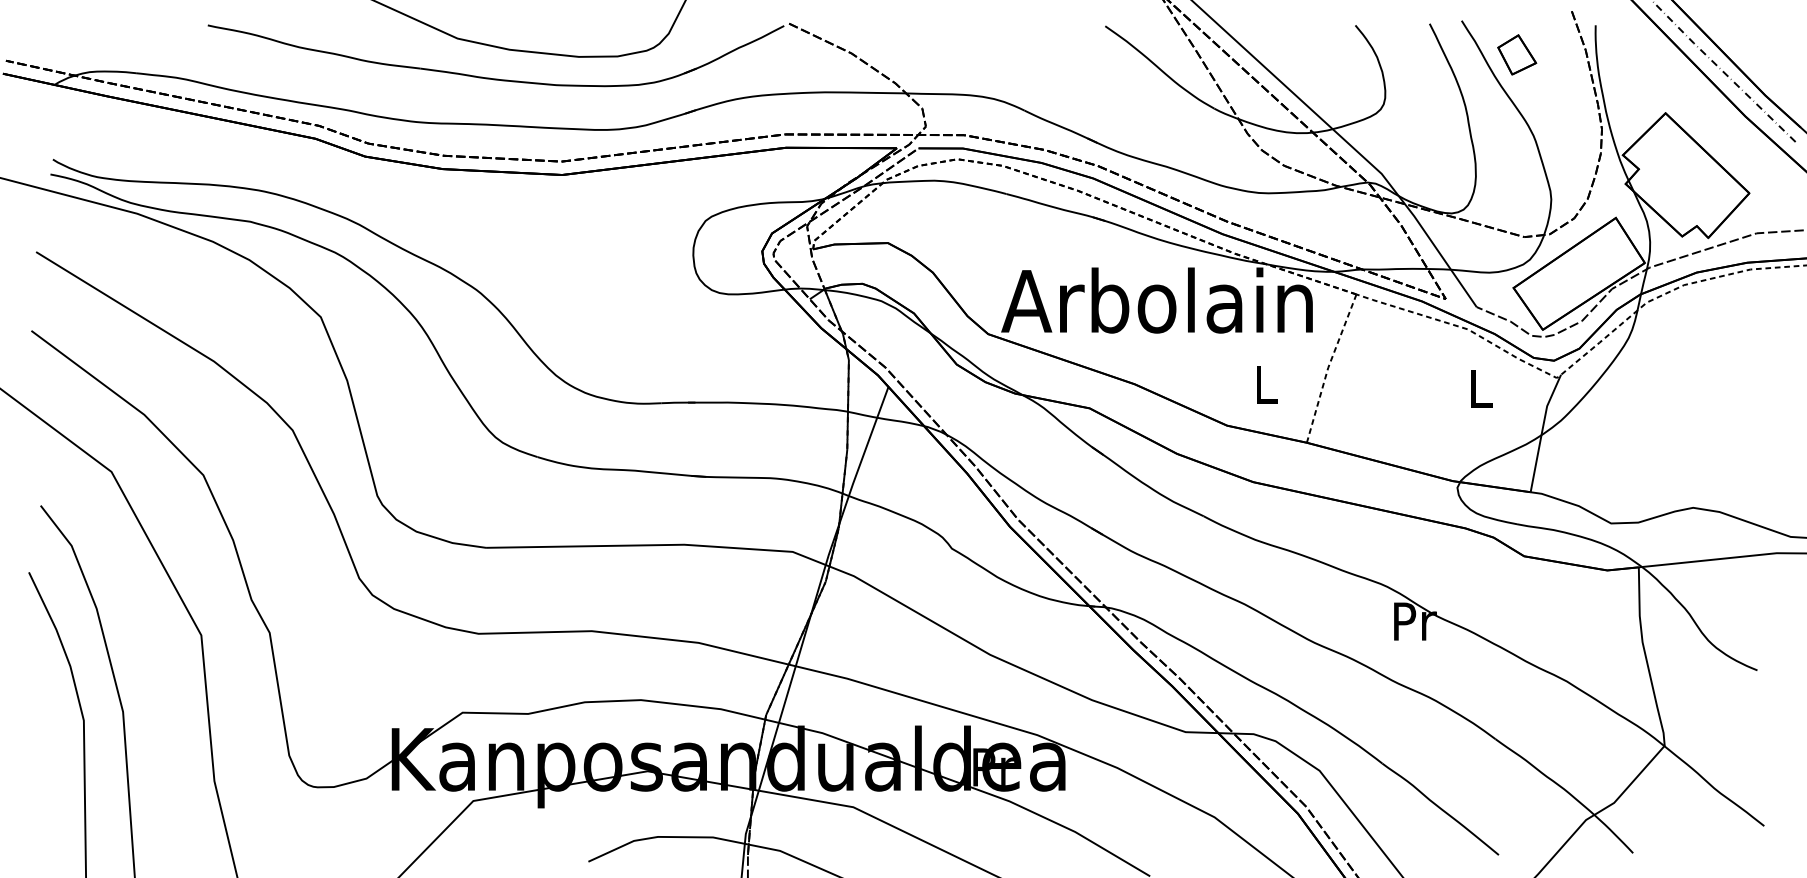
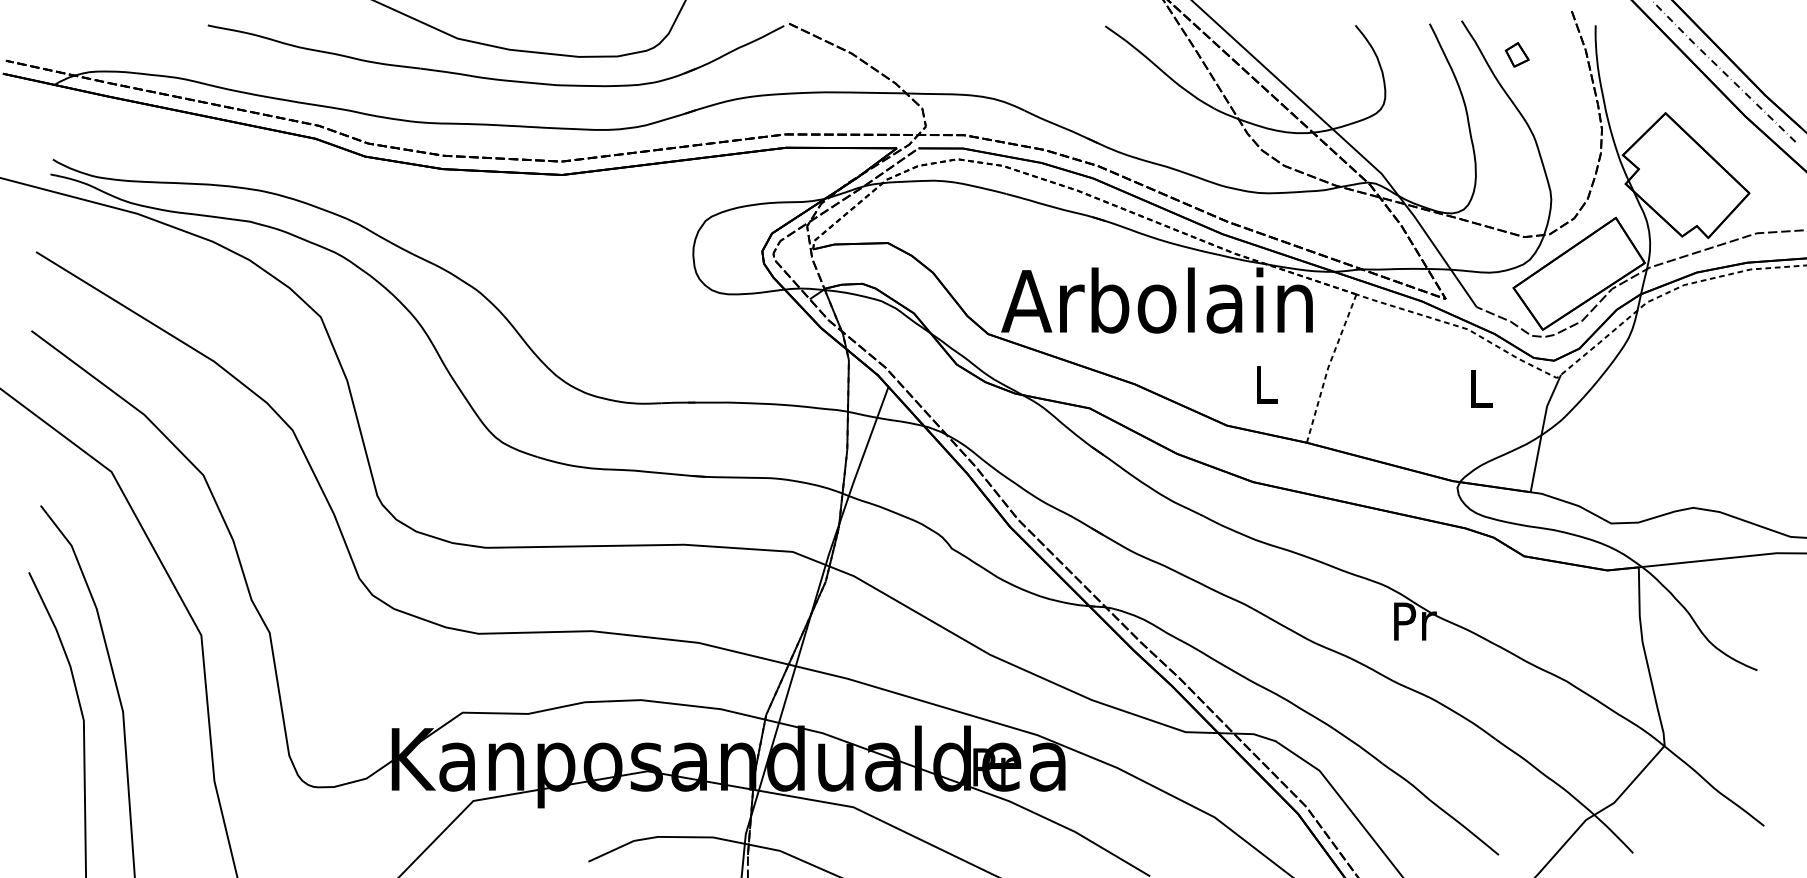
part size: 41x42 px -> 26x26 px (1516, 54)
